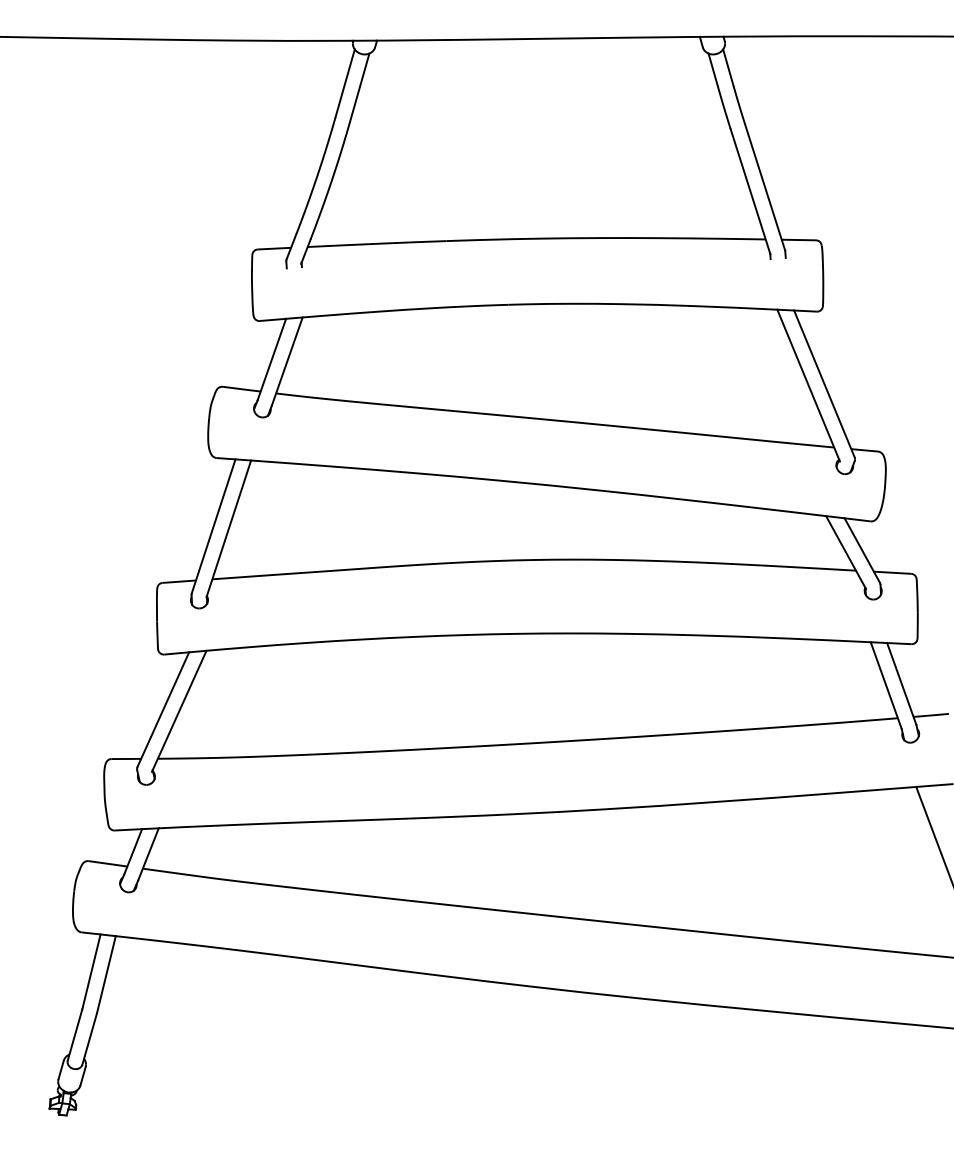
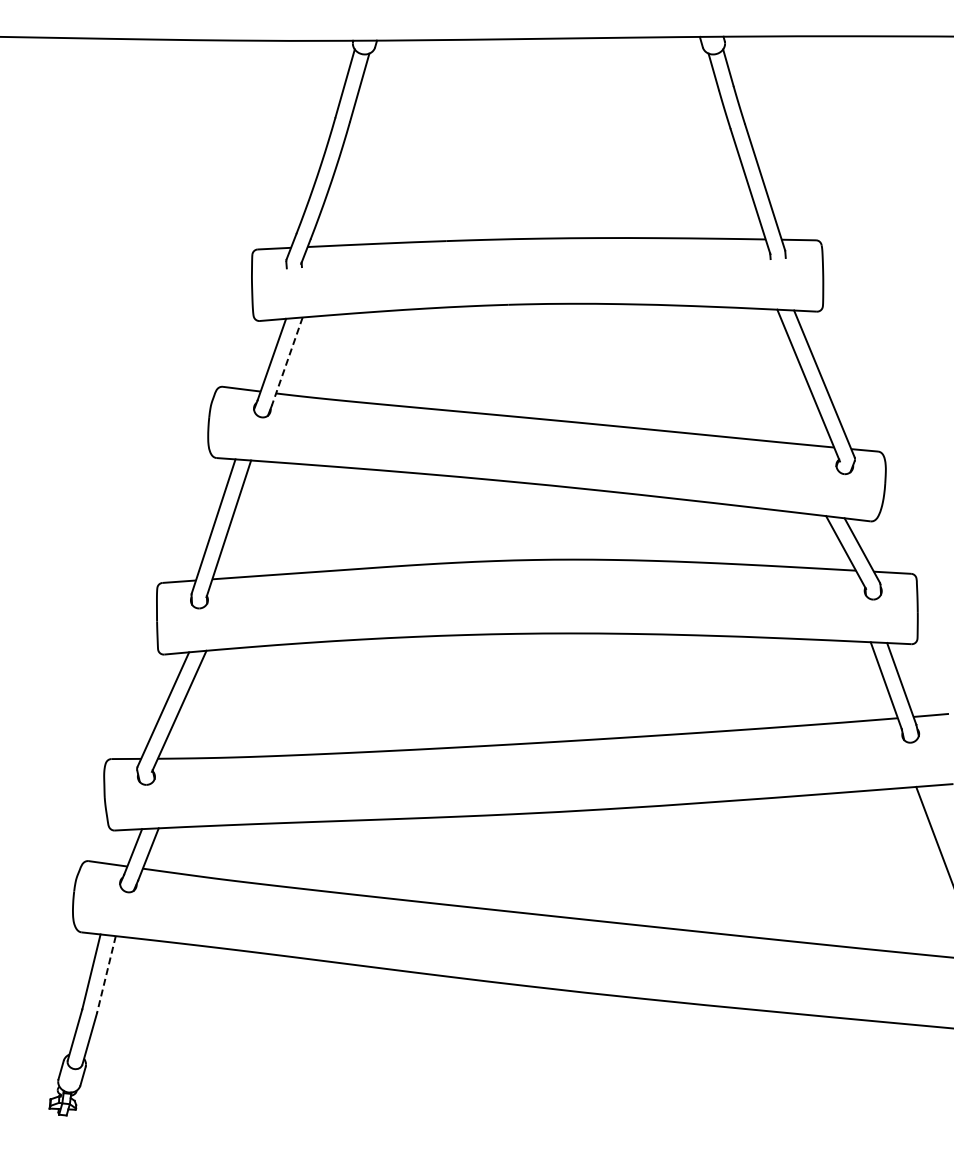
line: solid -> dashed (287, 361)
line: solid -> dashed (106, 974)
